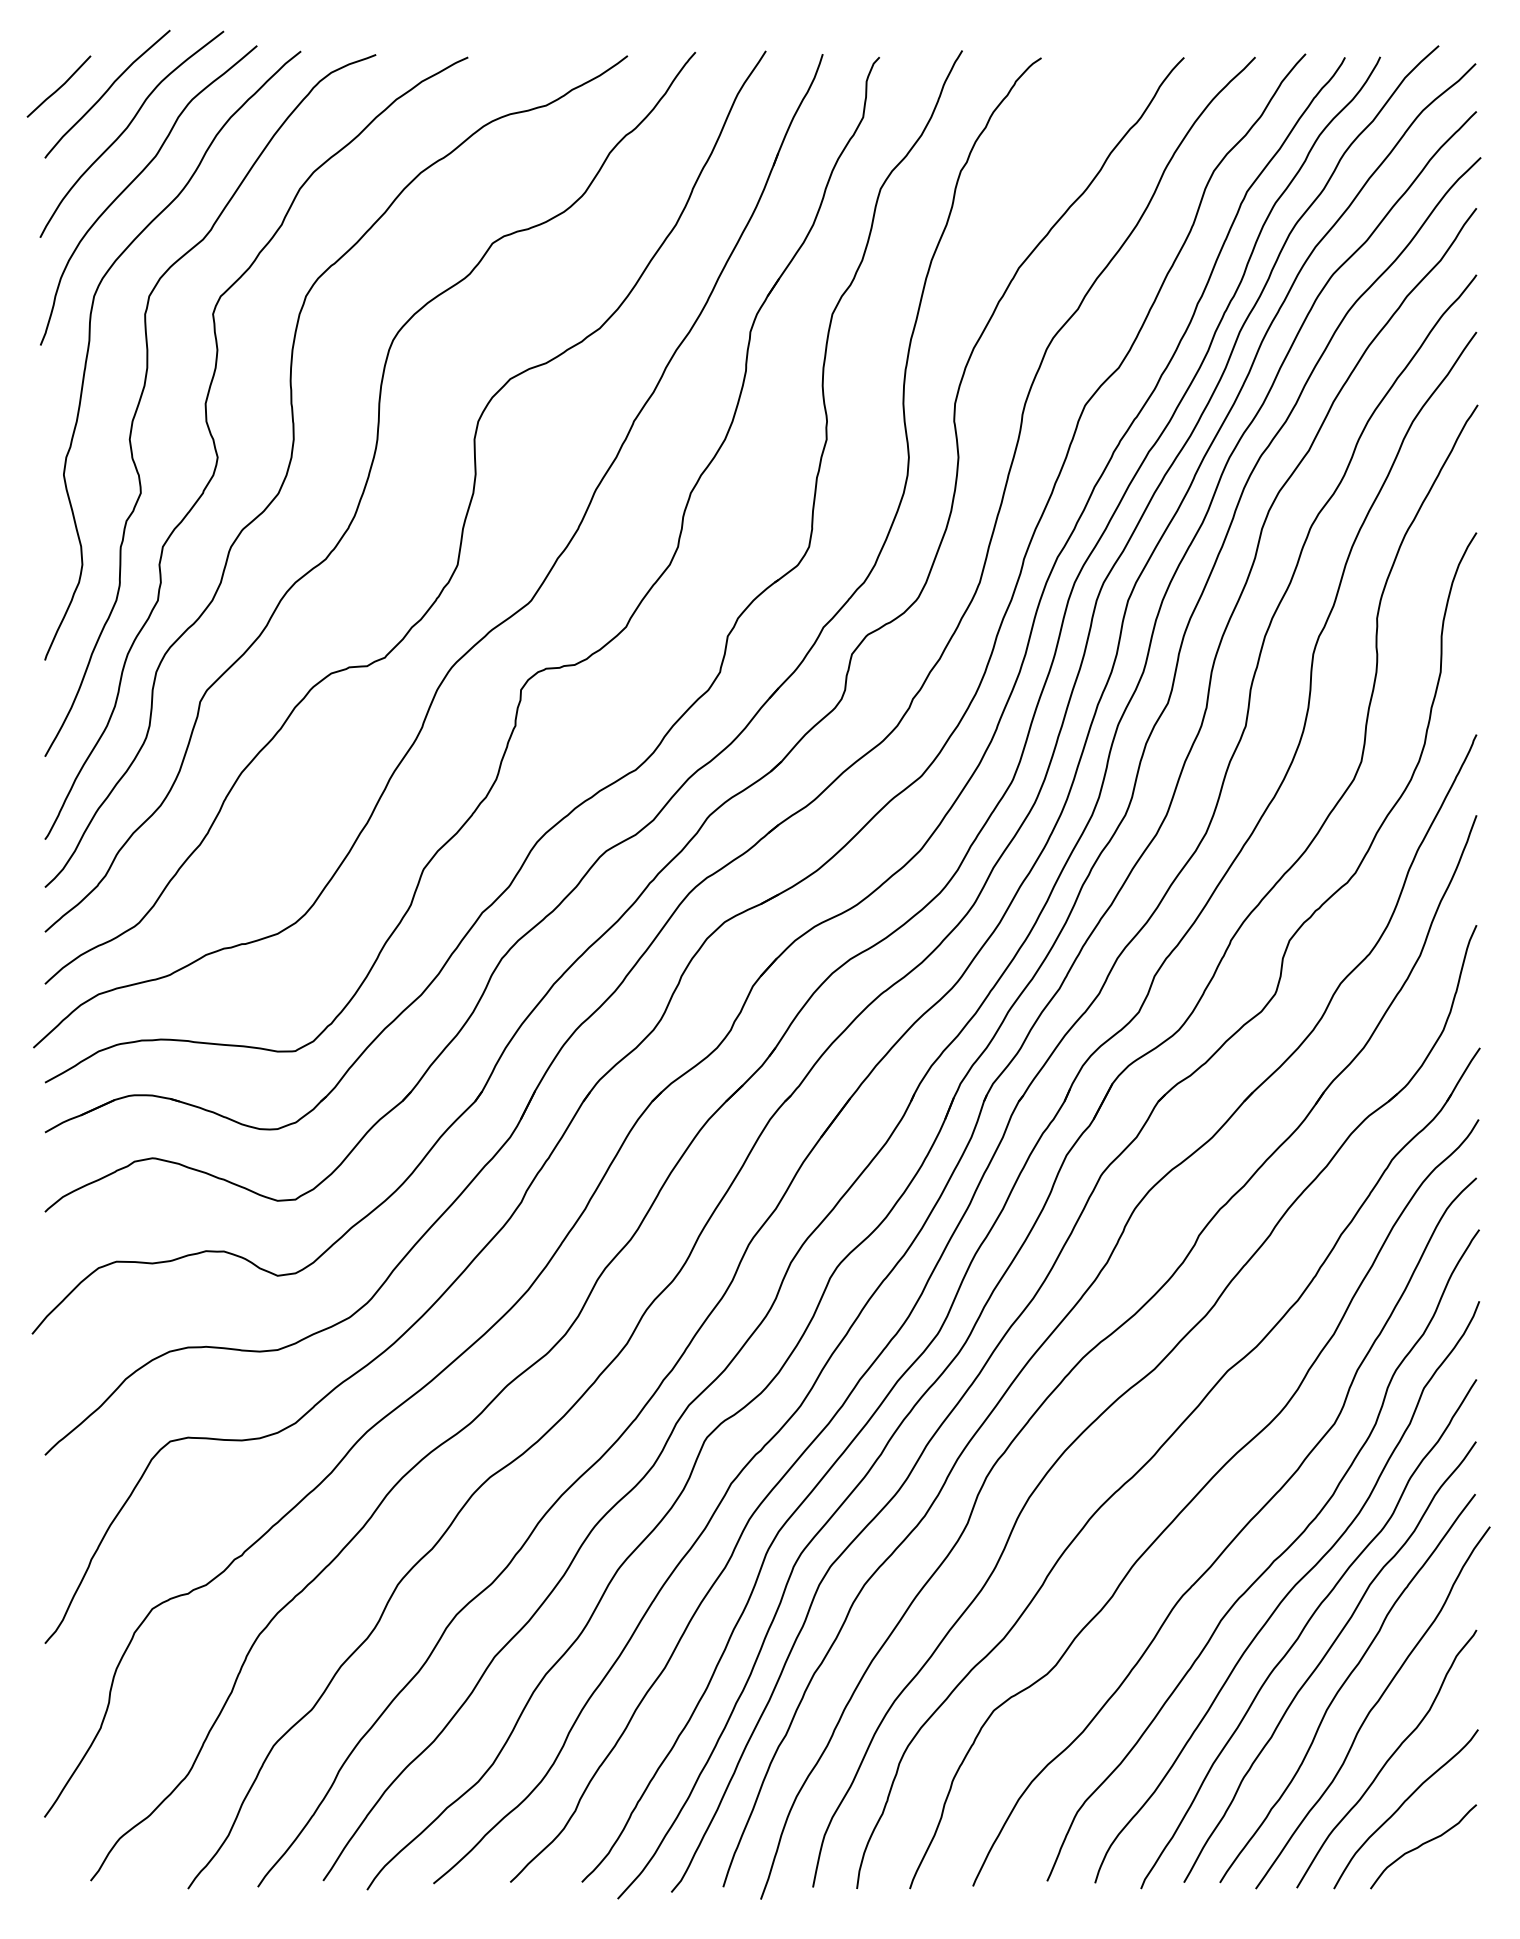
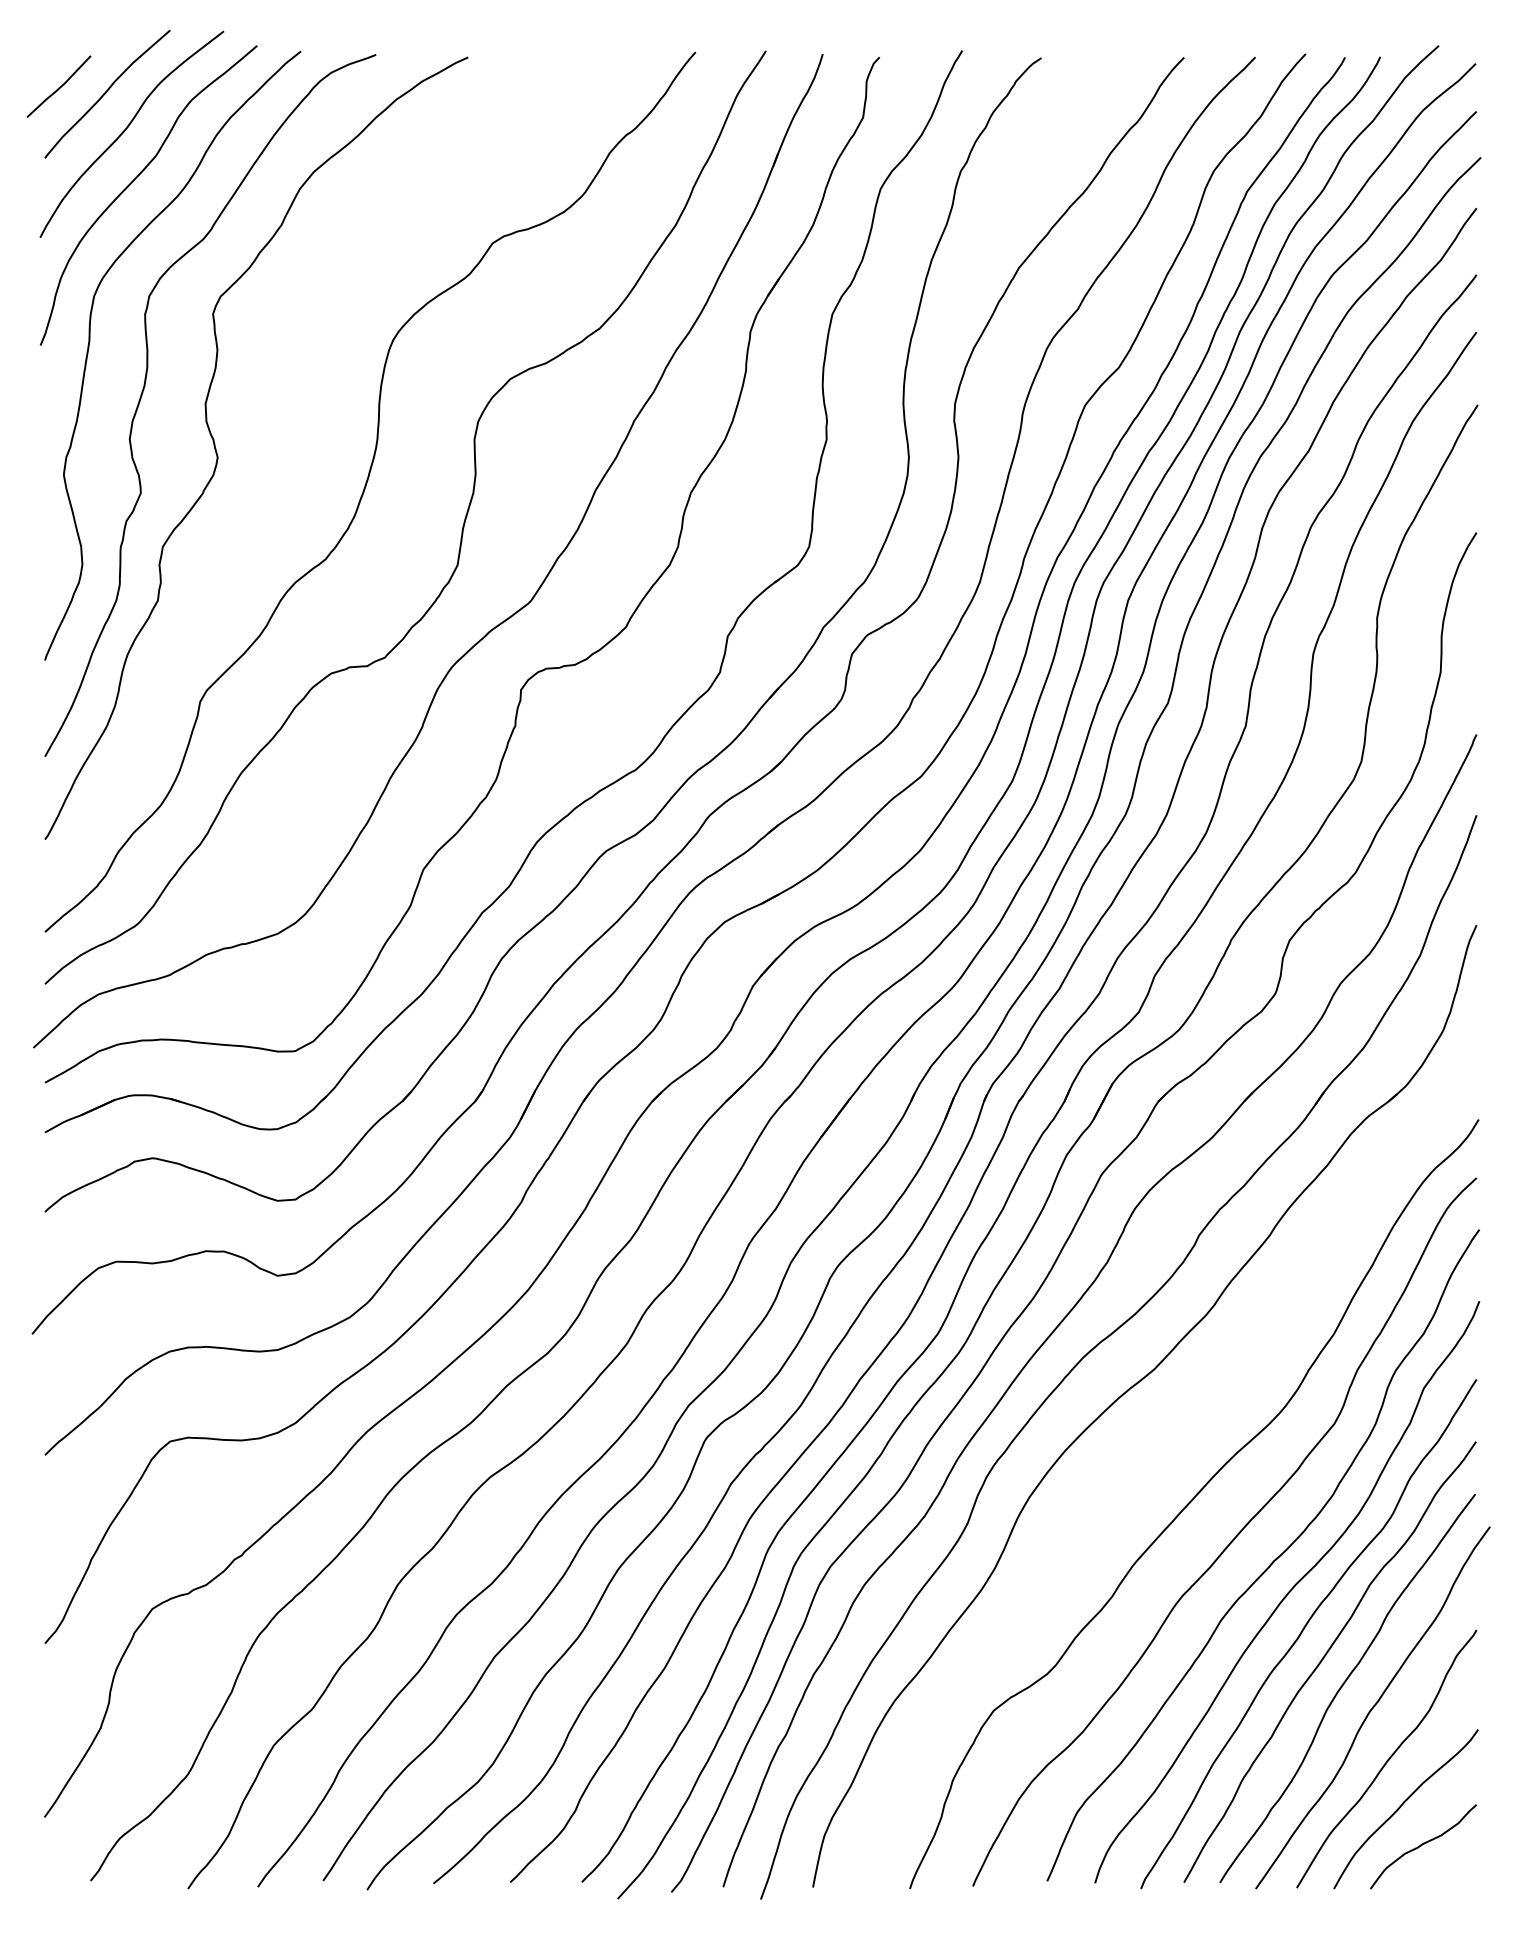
curve: present -> none (292, 458)
part: present -> none (1156, 1454)
